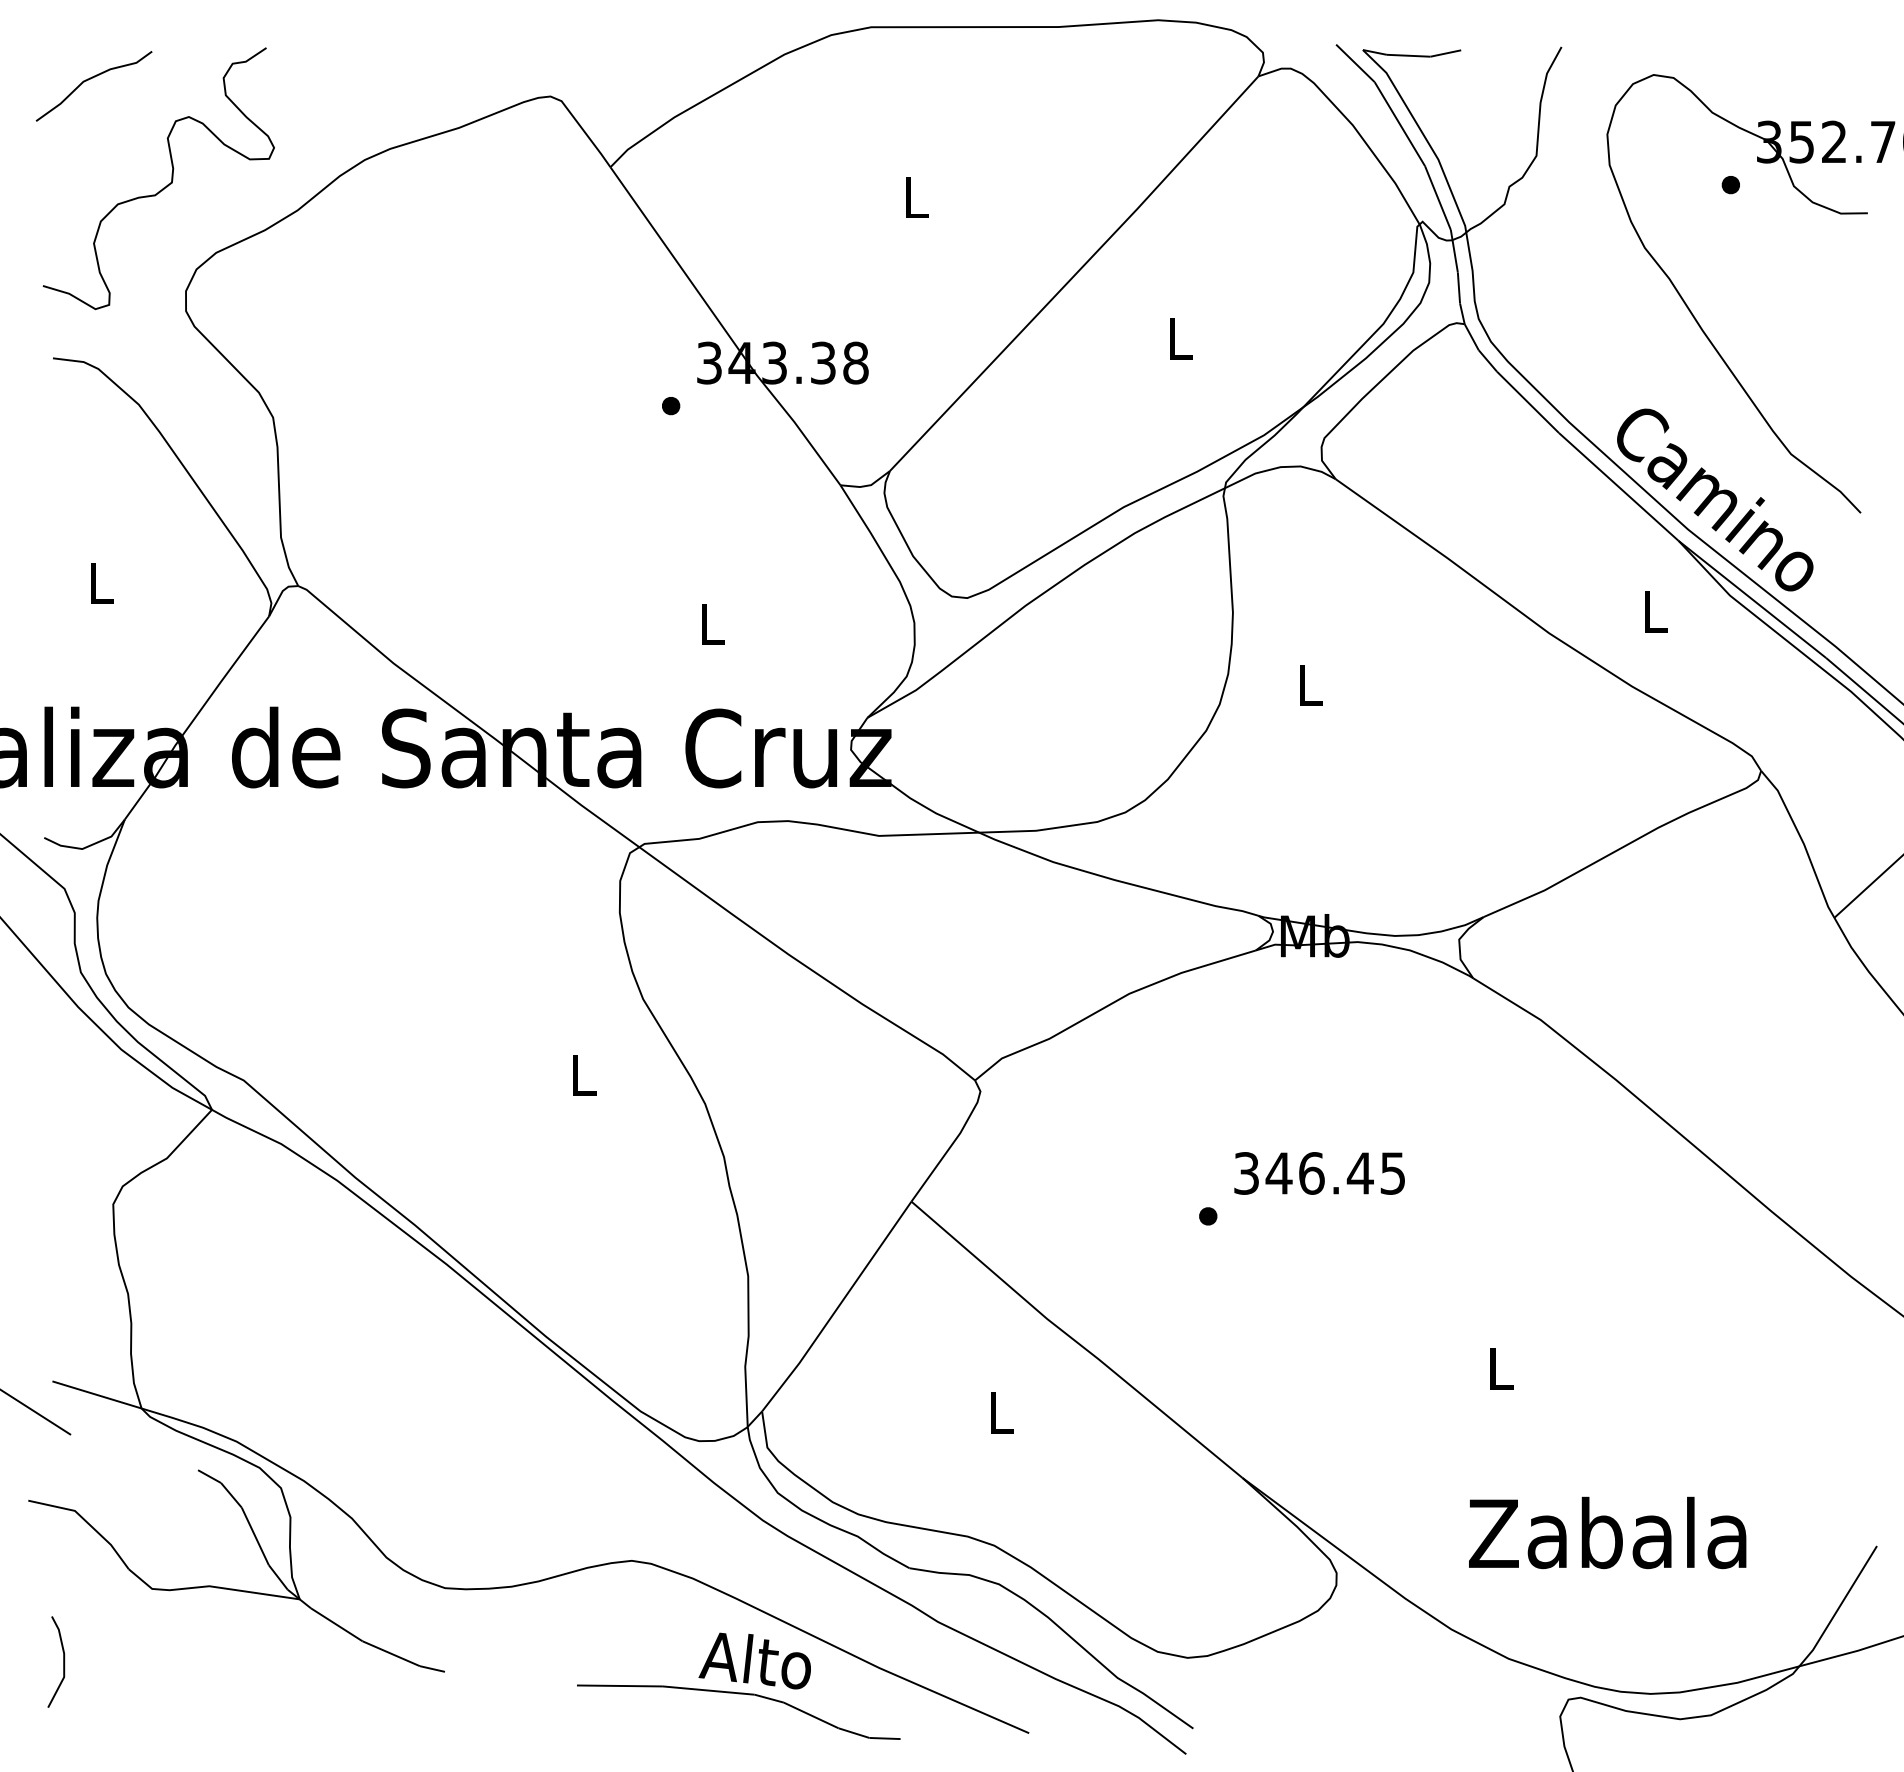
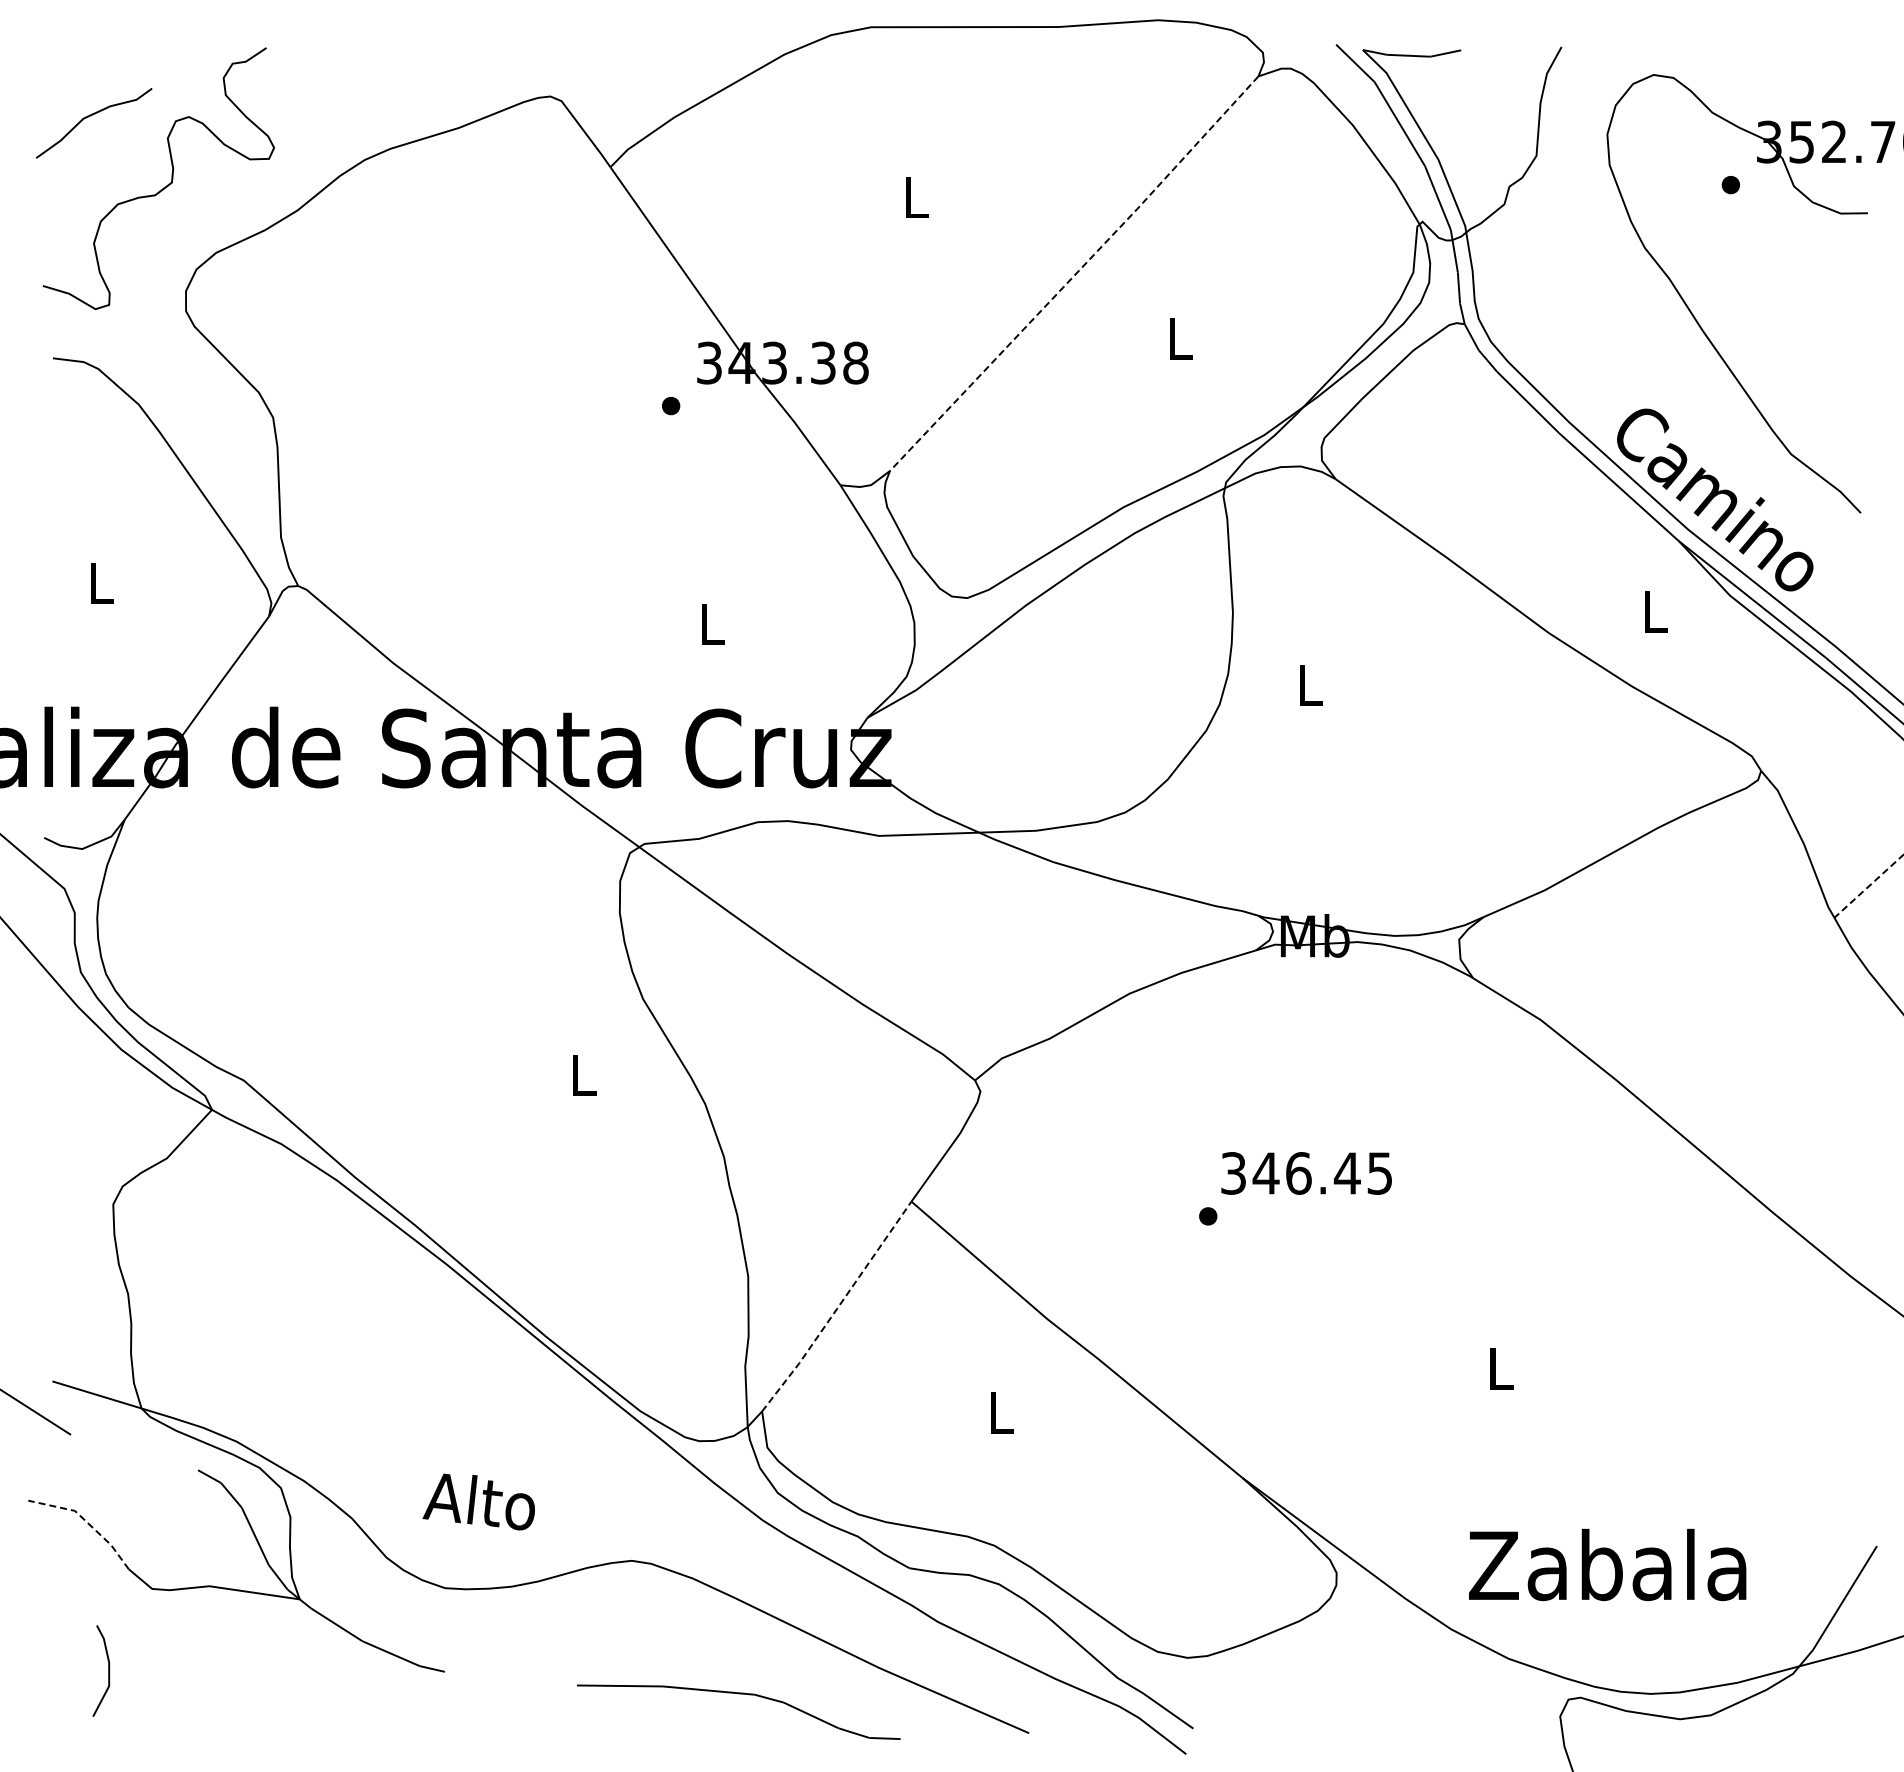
curve position: (90, 79) -> (90, 116) (90, 116)
line: solid -> dashed (1075, 274)
line: solid -> dashed (1868, 886)
text position: (1319, 1173) -> (1306, 1173) (1306, 1173)
line: solid -> dashed (838, 1307)
line: solid -> dashed (86, 1521)
text position: (1607, 1532) -> (1607, 1564) (1607, 1564)
text position: (754, 1660) -> (478, 1501) (478, 1501)
line position: (63, 1661) -> (108, 1670) (108, 1670)
